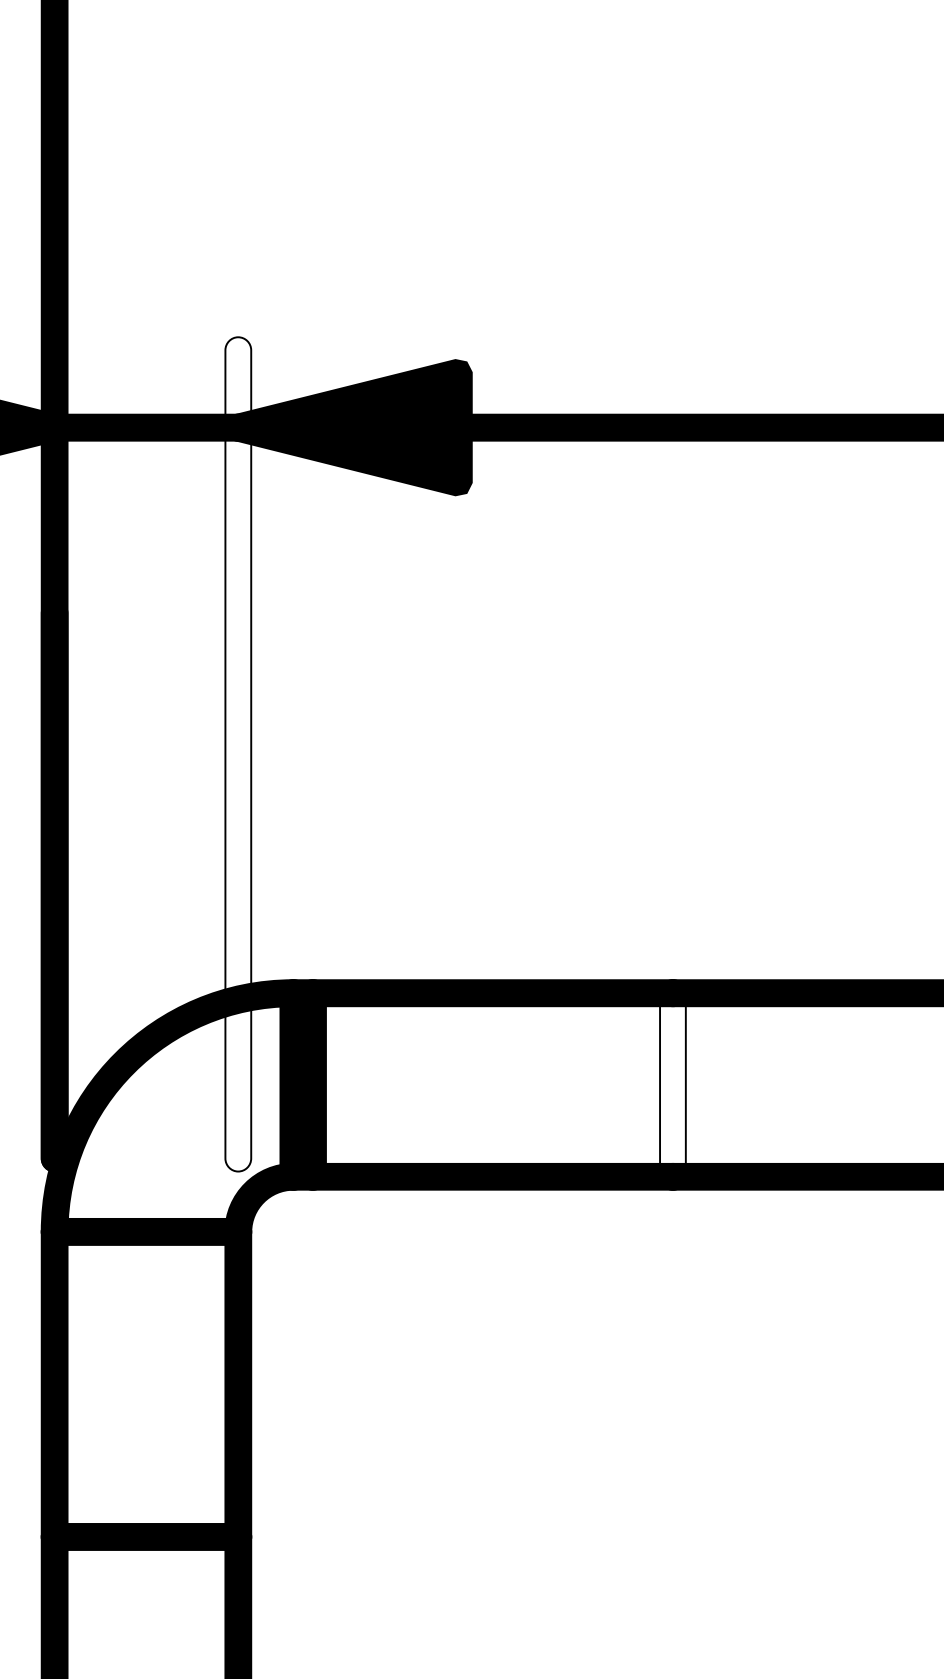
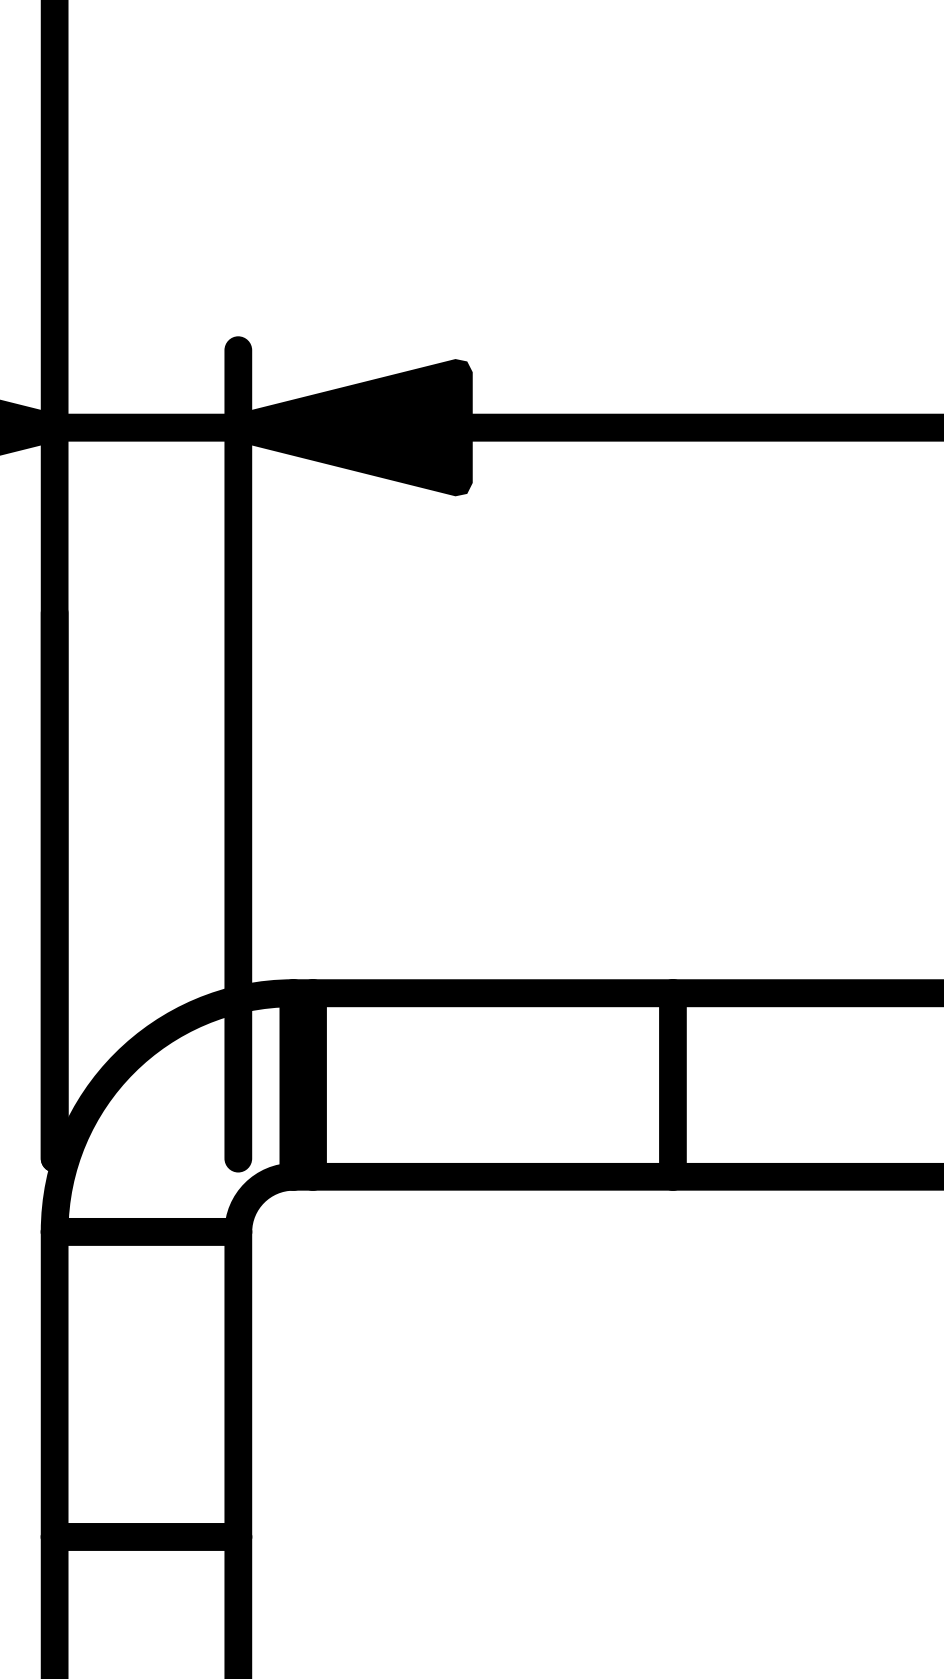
fill: none -> present (238, 754)
fill: none -> present (672, 1084)
